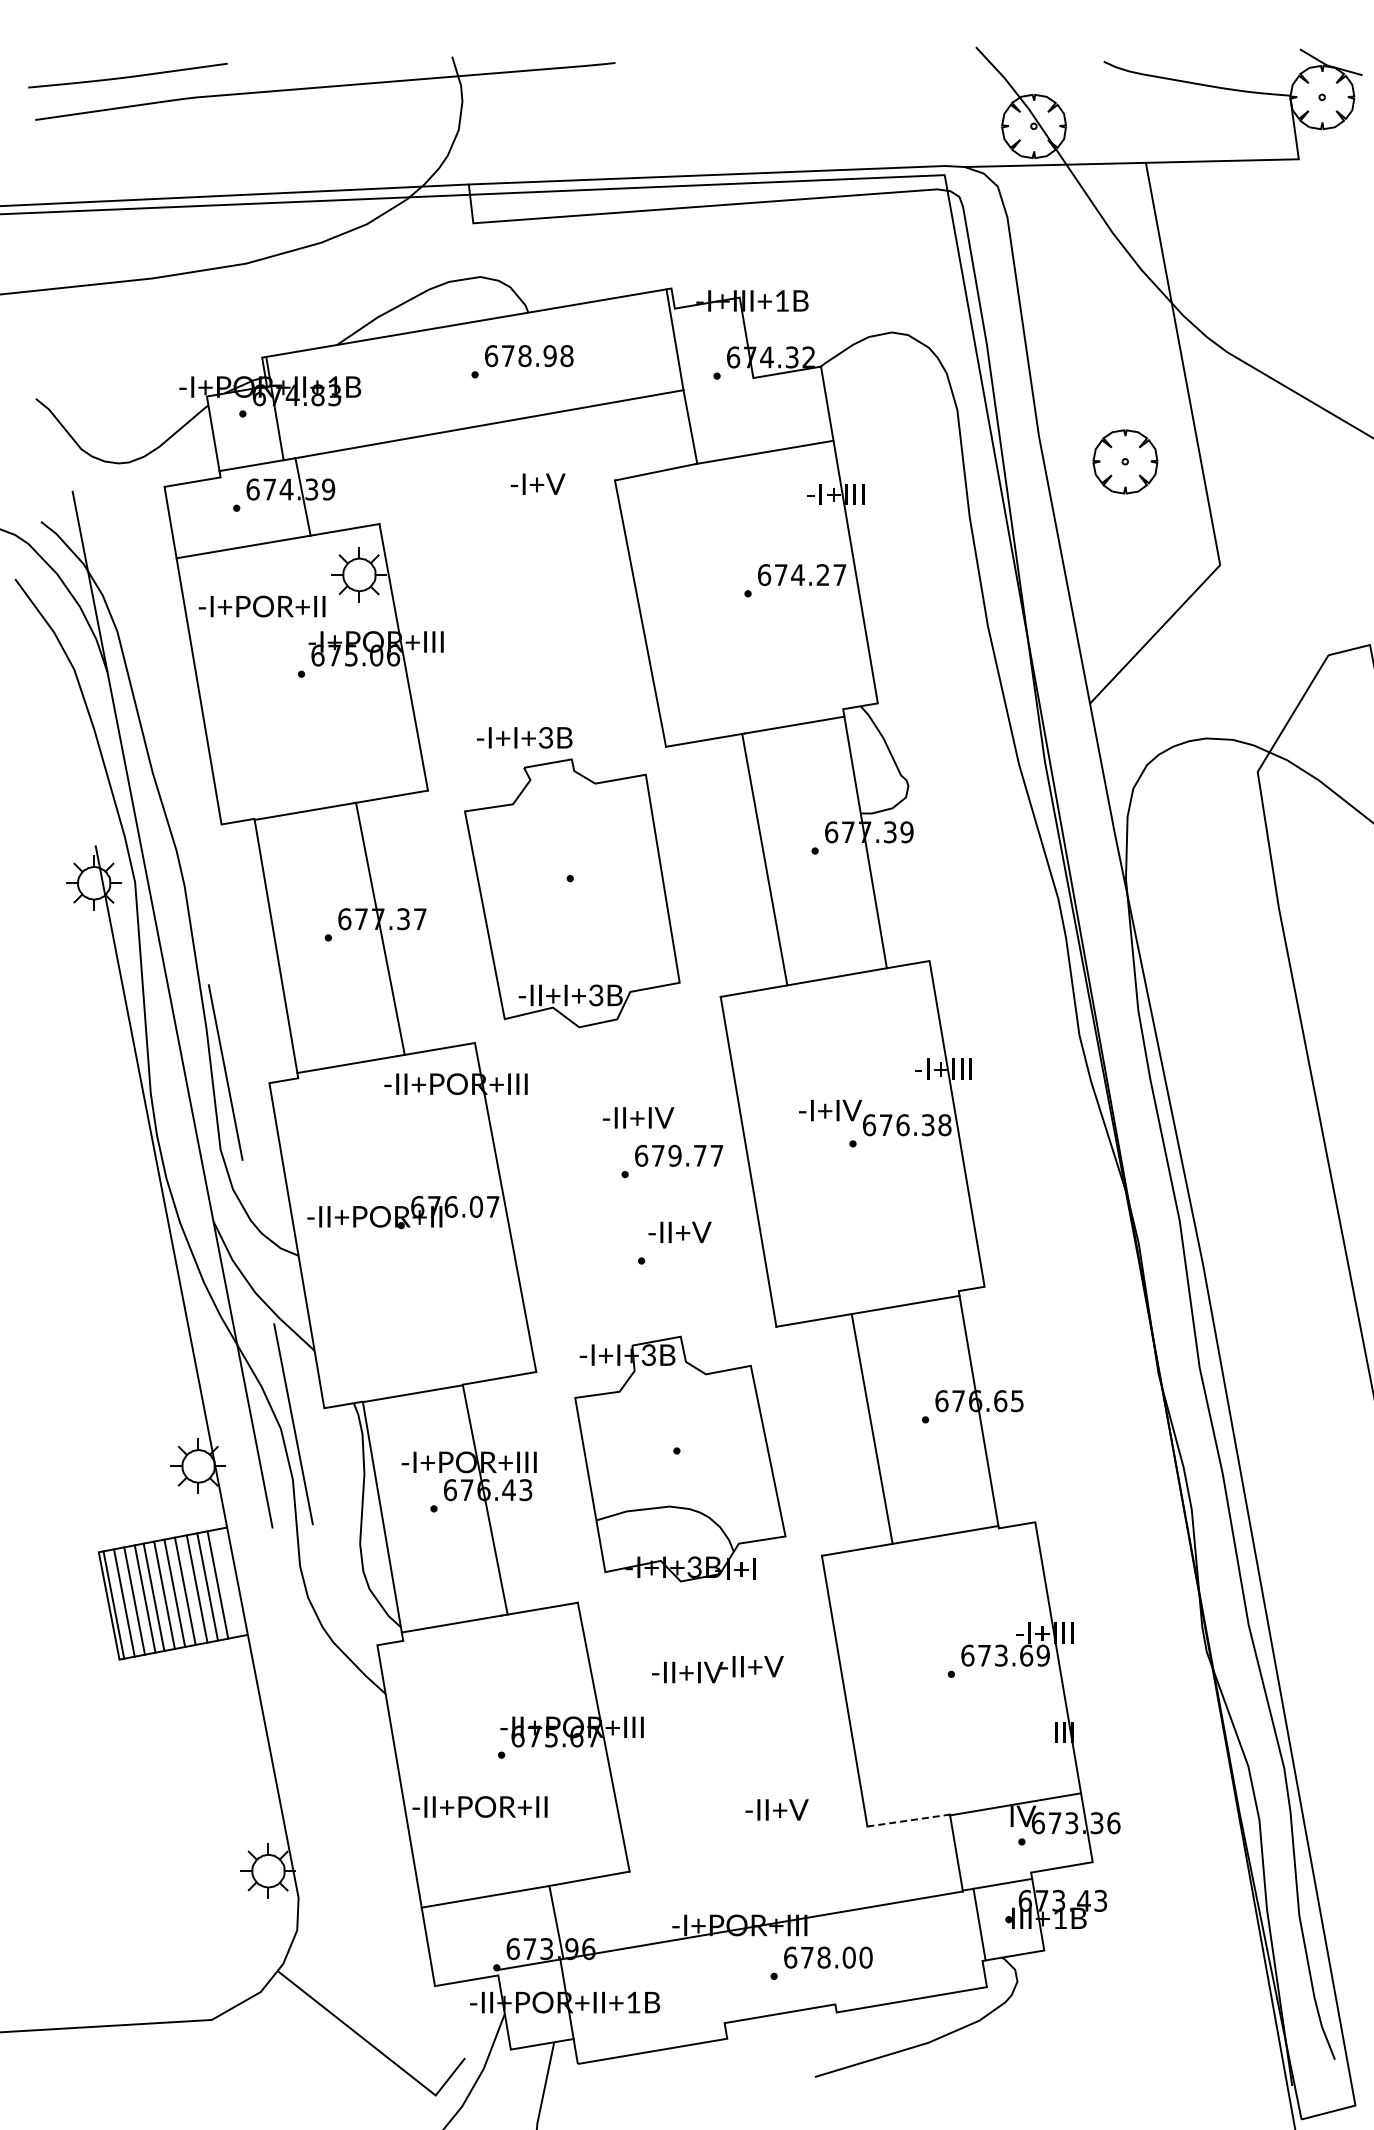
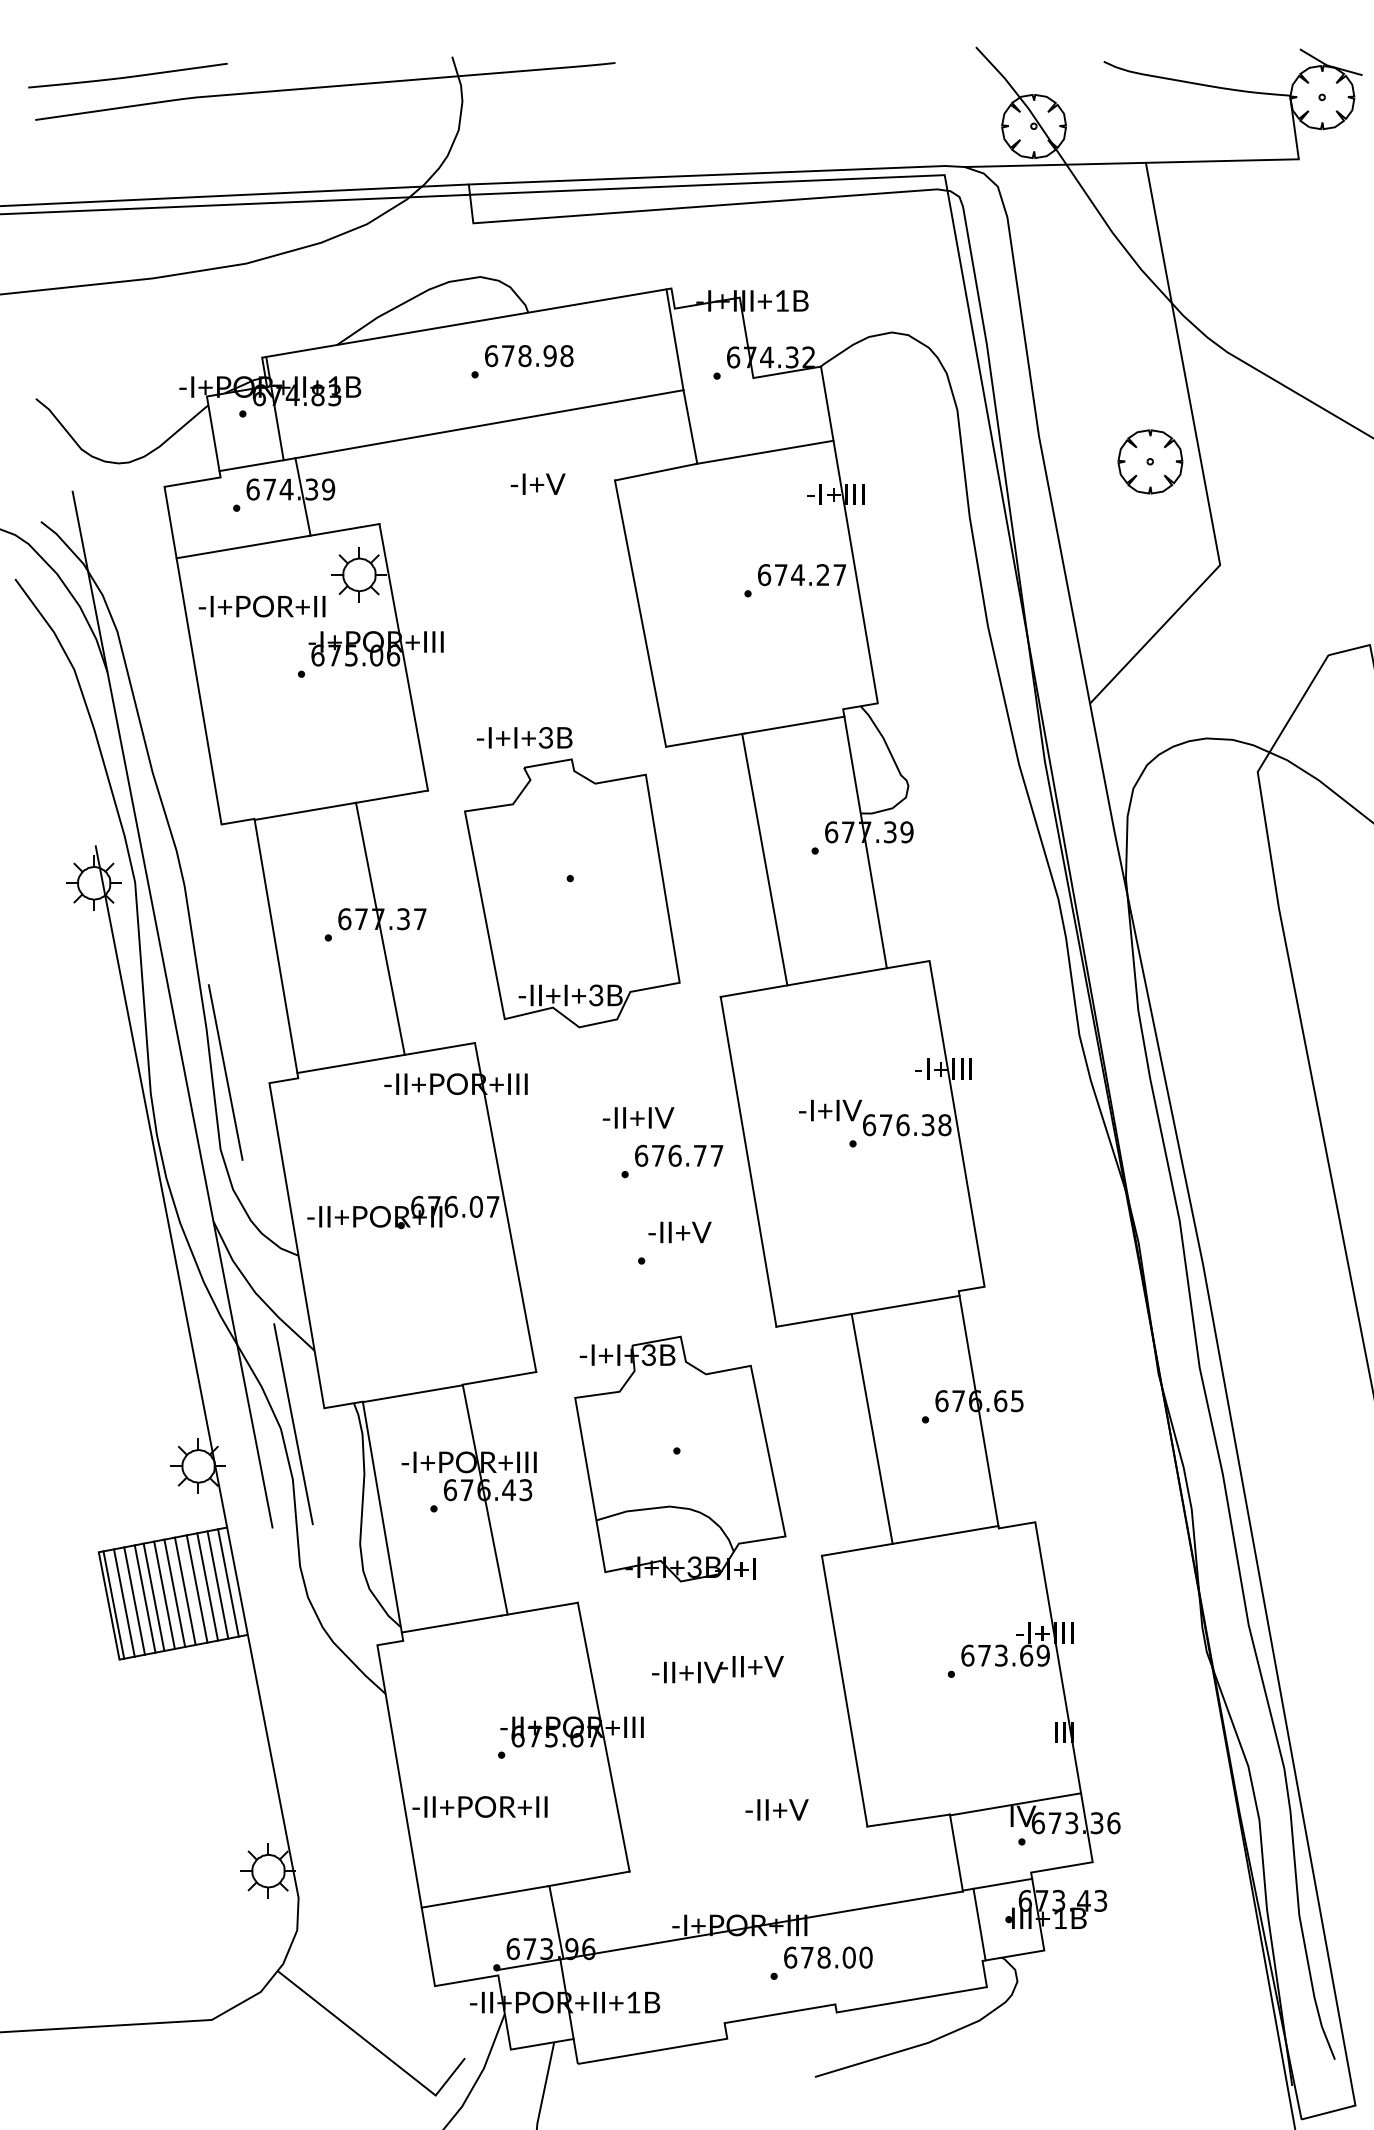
part position: (1125, 461) -> (1150, 461) (1150, 461)
text: 679.77 -> 676.77 (674, 1155)
line: none -> present (228, 1582)
line: dashed -> solid (908, 1820)
